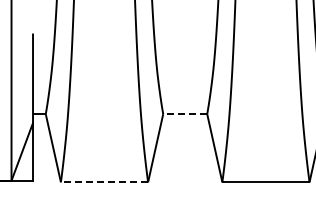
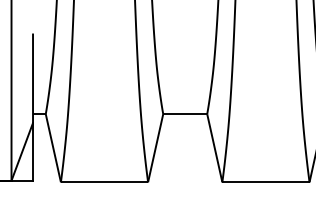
line: dashed -> solid (185, 114)
line: dashed -> solid (104, 182)
